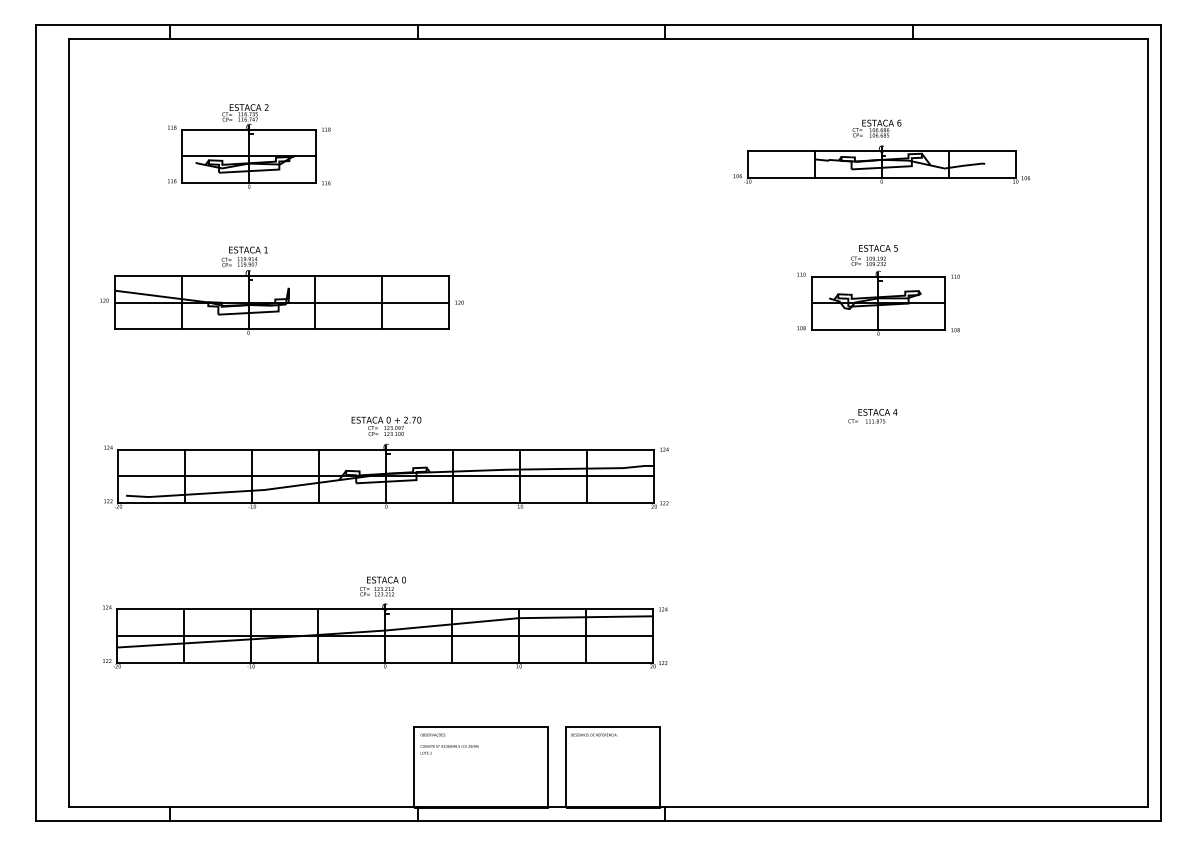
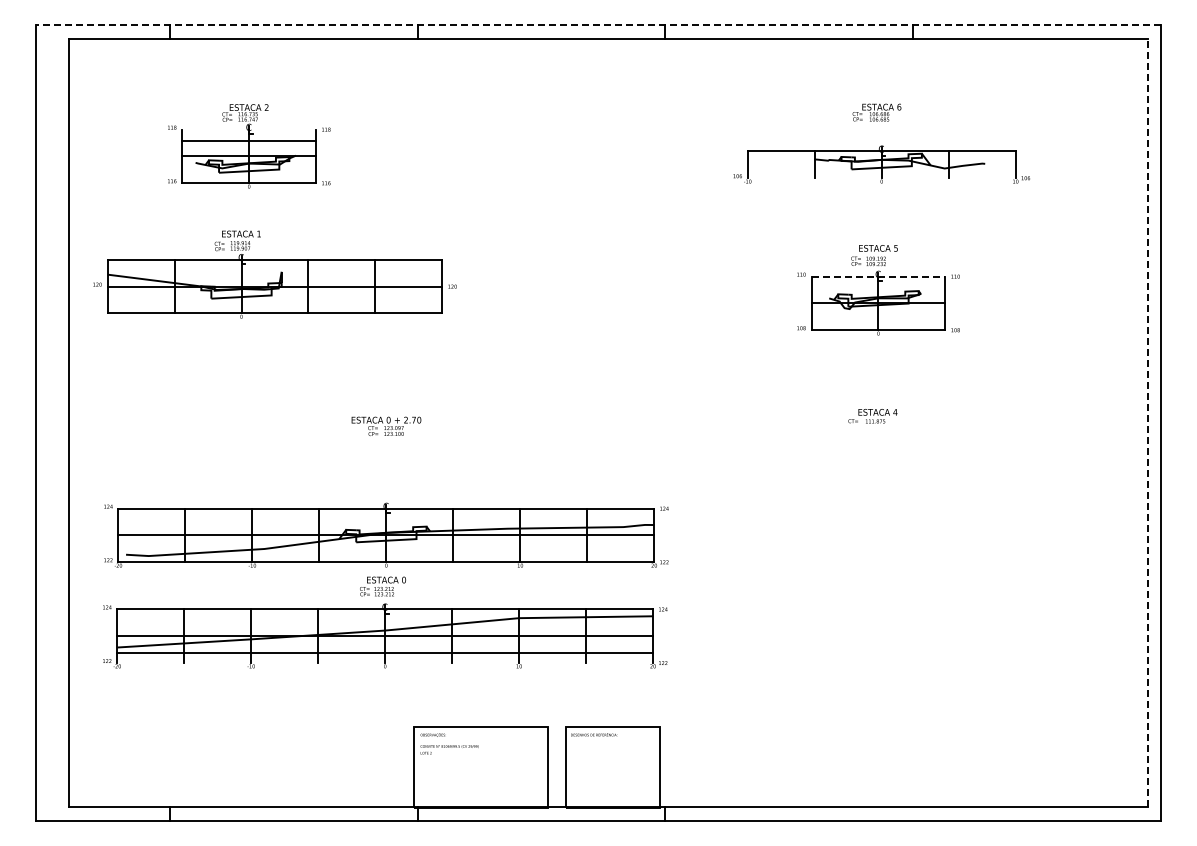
line: solid -> dashed (598, 25)
text position: (876, 128) -> (876, 112) (876, 112)
line position: (249, 129) -> (249, 140) (249, 140)
line: present -> none (881, 178)
line: solid -> dashed (878, 276)
part position: (281, 290) -> (274, 274) (274, 274)
line: solid -> dashed (1147, 422)
part position: (386, 475) -> (386, 534) (386, 534)
line position: (385, 663) -> (385, 653) (385, 653)
